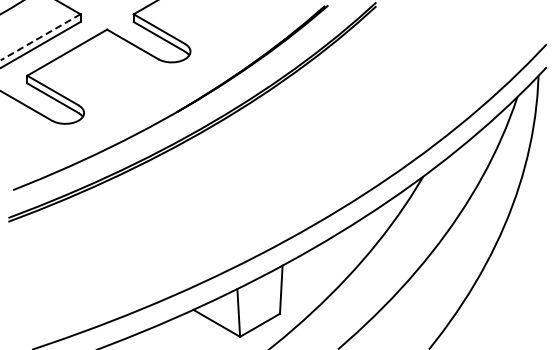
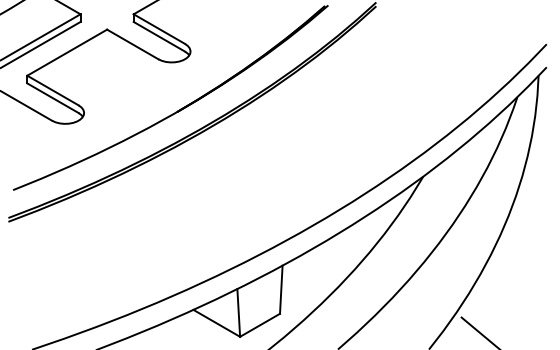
line: dashed -> solid (40, 37)
line: none -> present (478, 331)
